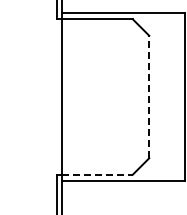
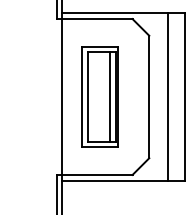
part: none -> present (99, 96)
line: dashed -> solid (149, 96)
line: none -> present (168, 96)
line: dashed -> solid (98, 174)
